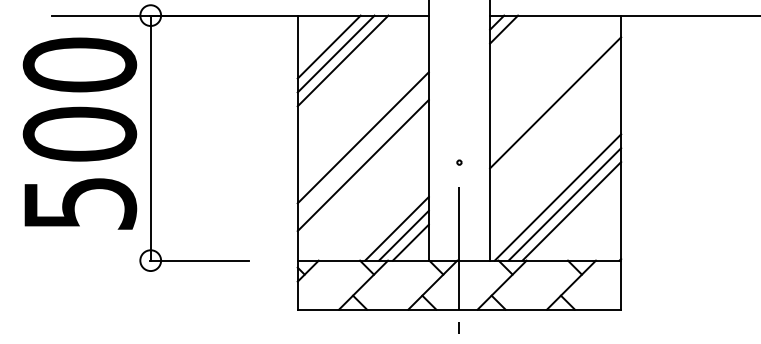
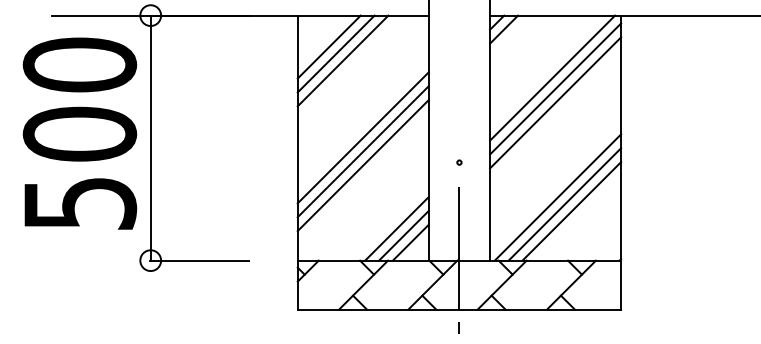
line: none -> present (552, 77)
line: none -> present (555, 88)
line: none -> present (362, 151)
